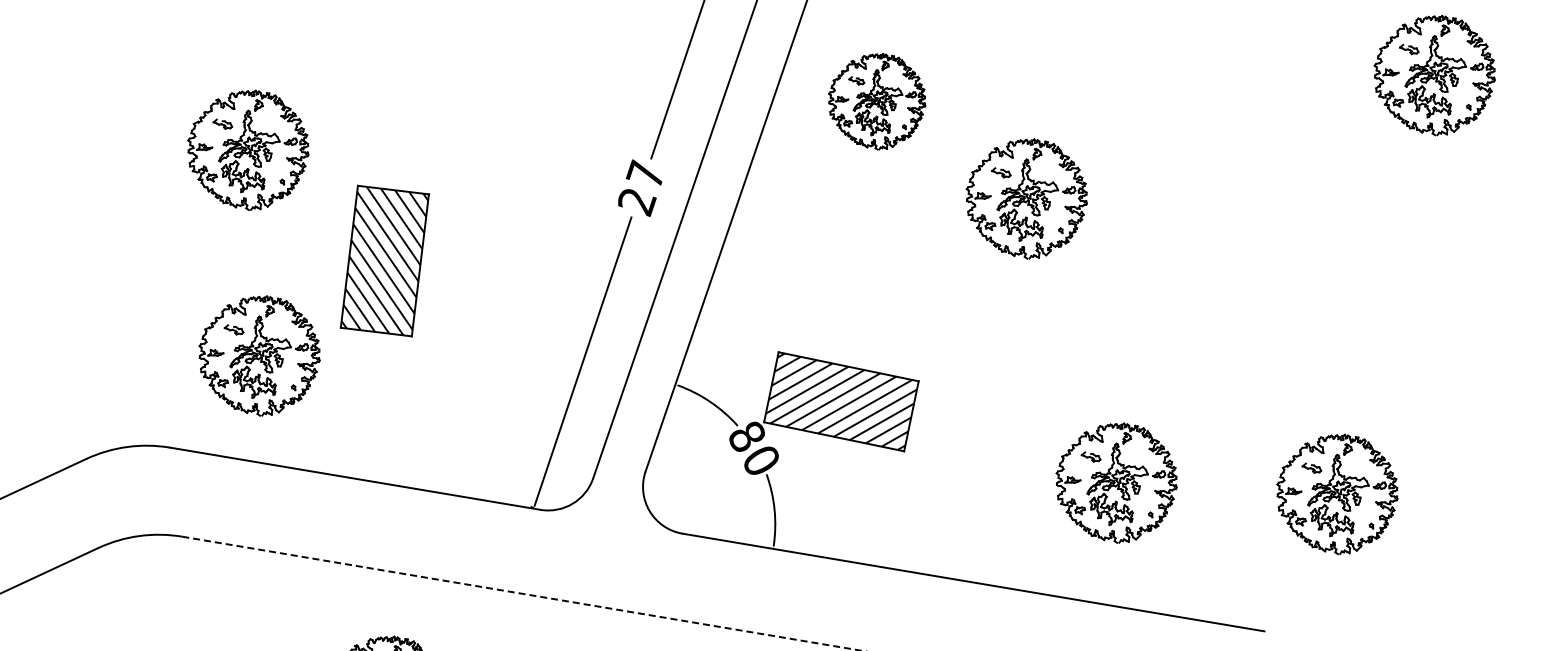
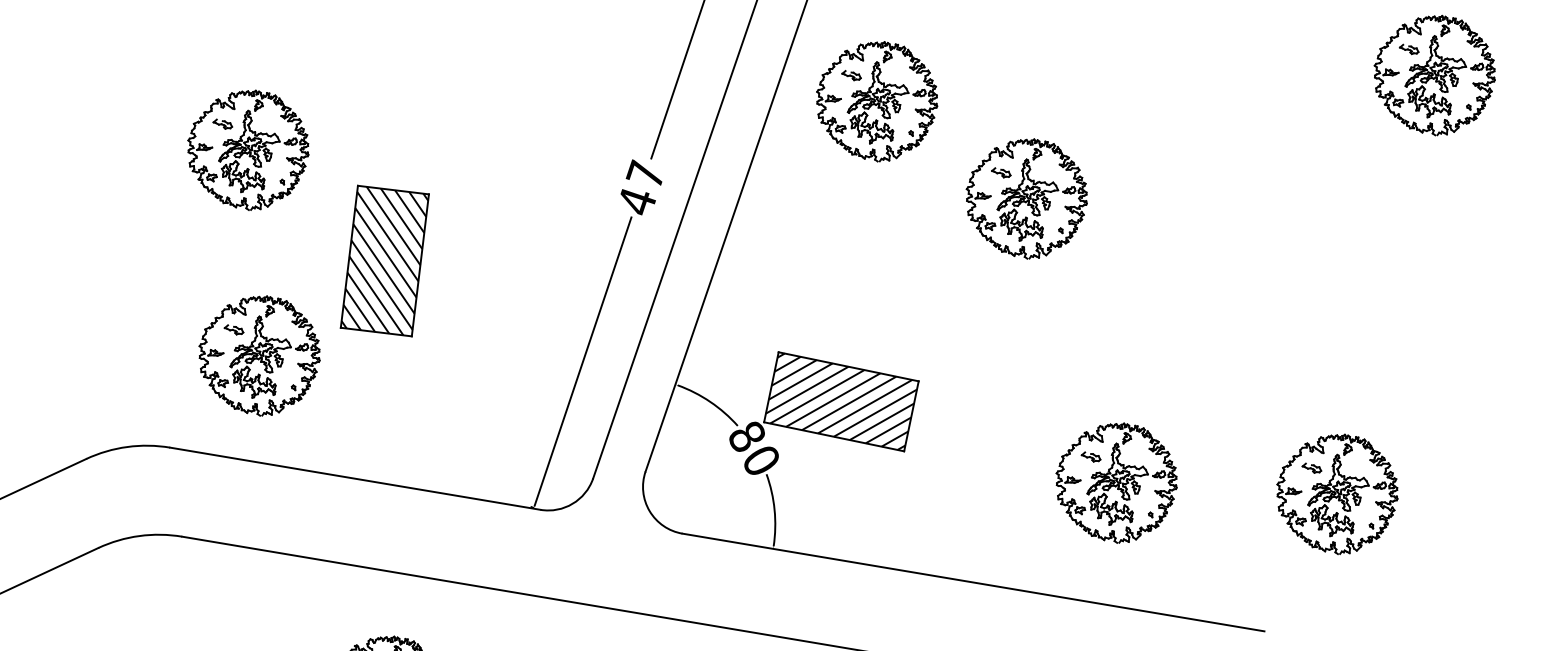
part size: 99x98 px -> 123x122 px (877, 101)
text: 27 -> 47 (637, 202)
line: dashed -> solid (522, 593)
